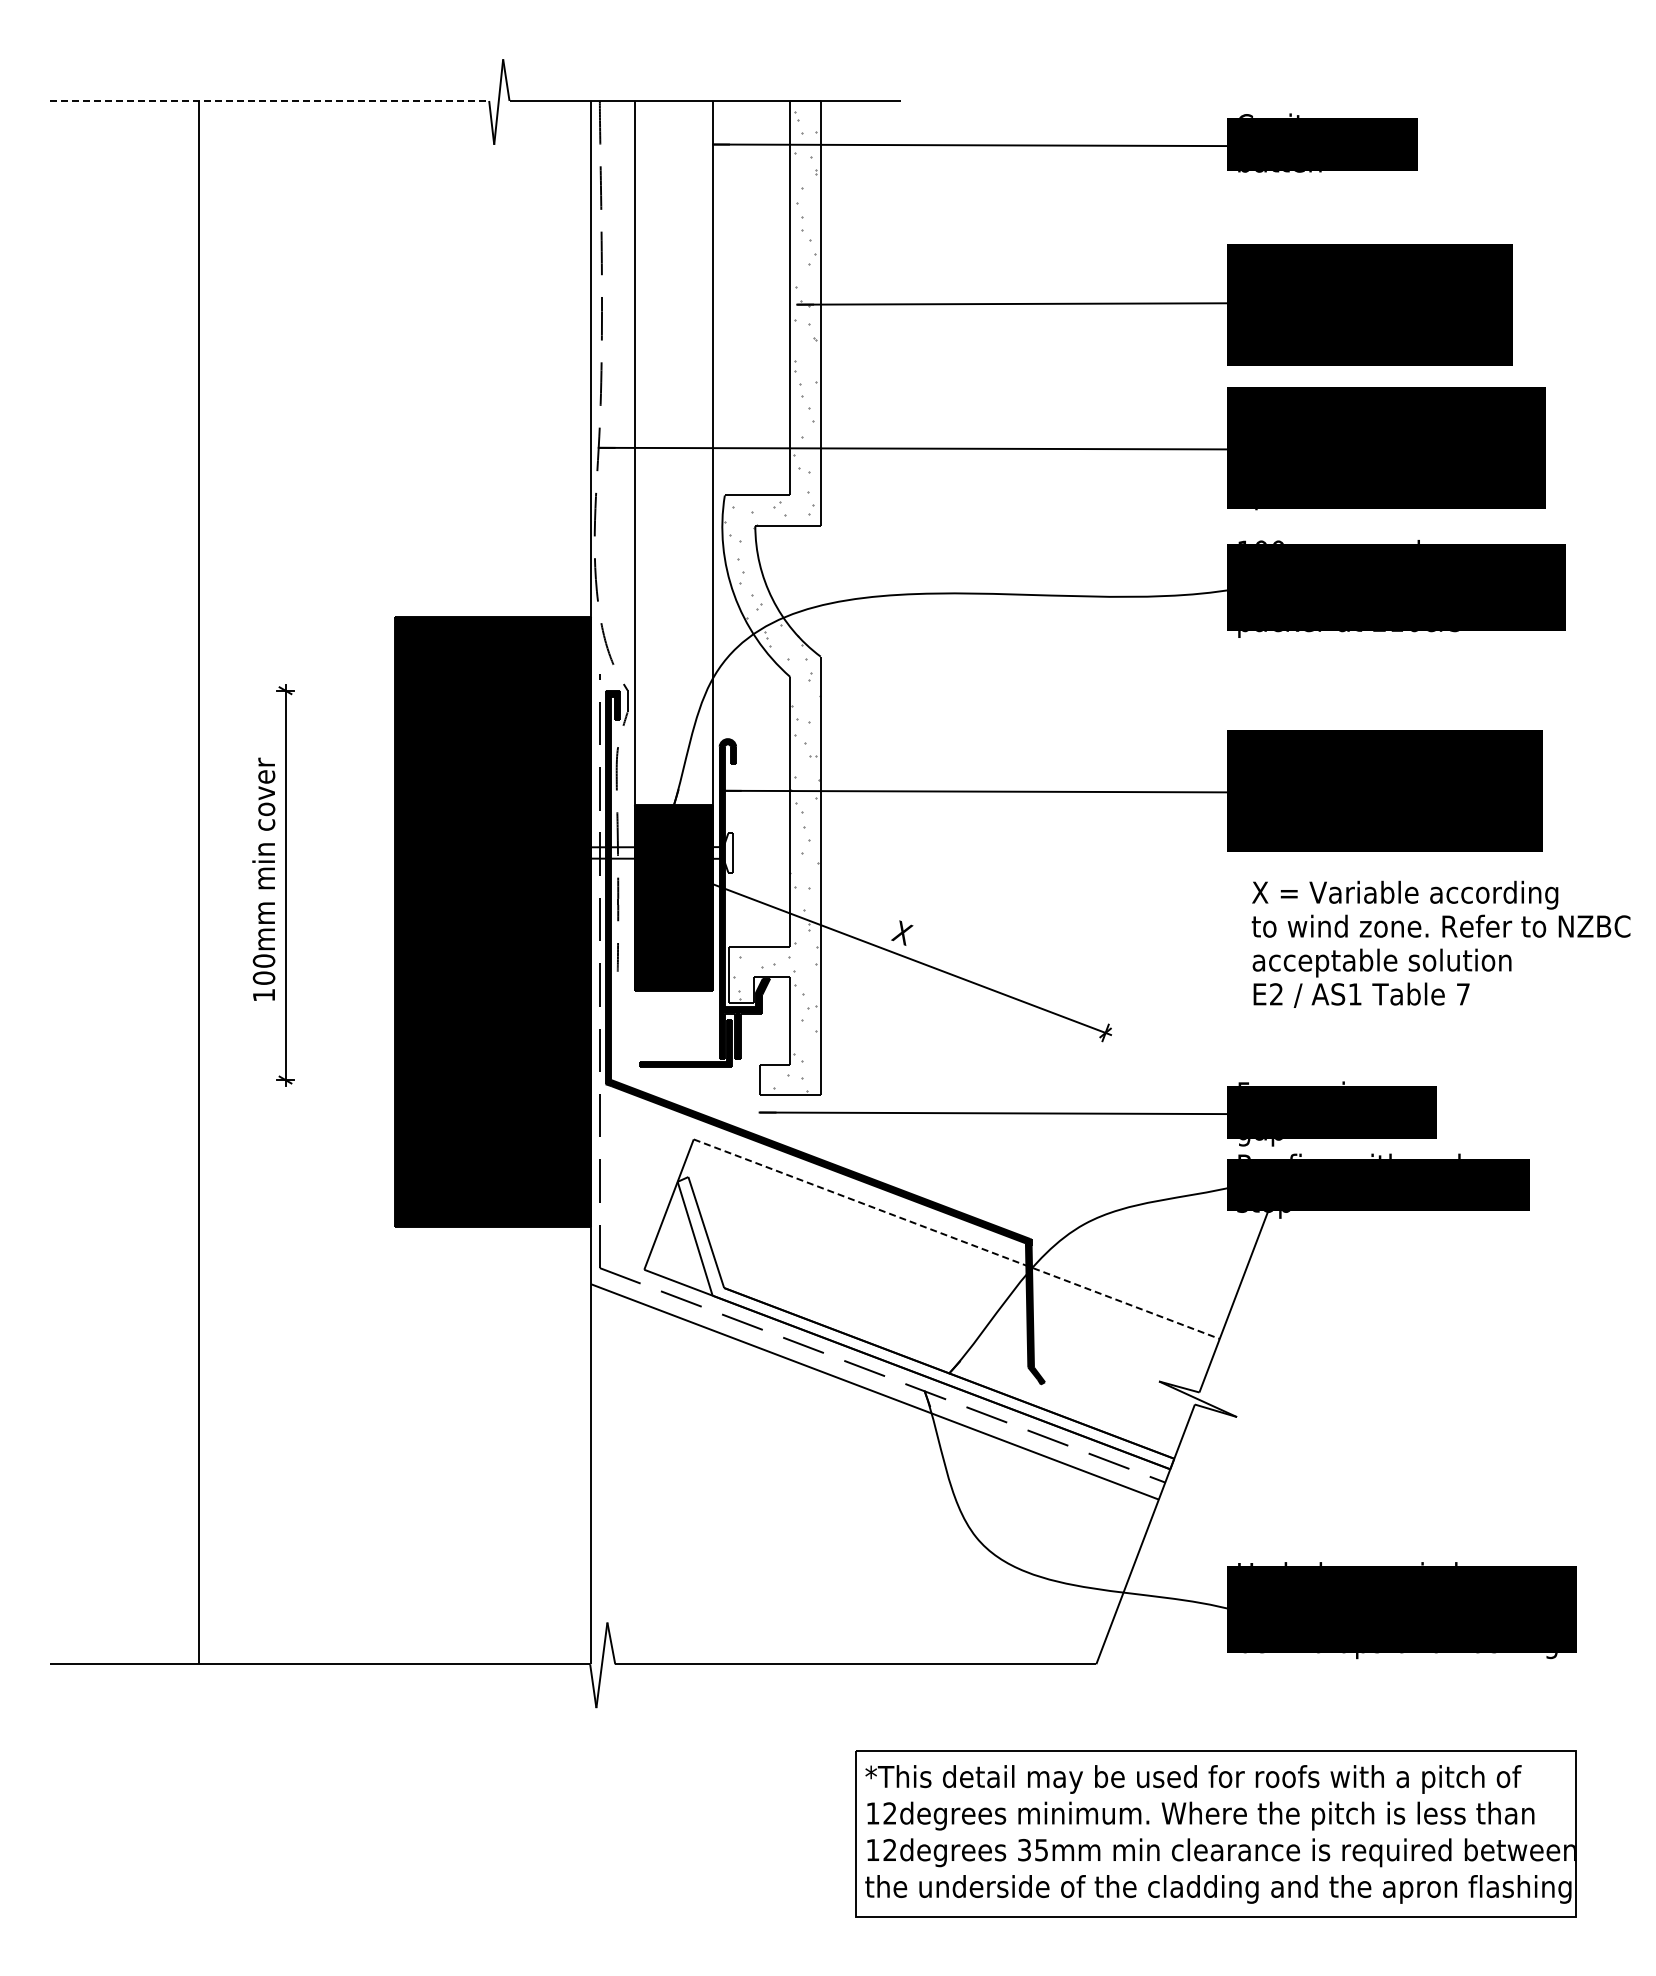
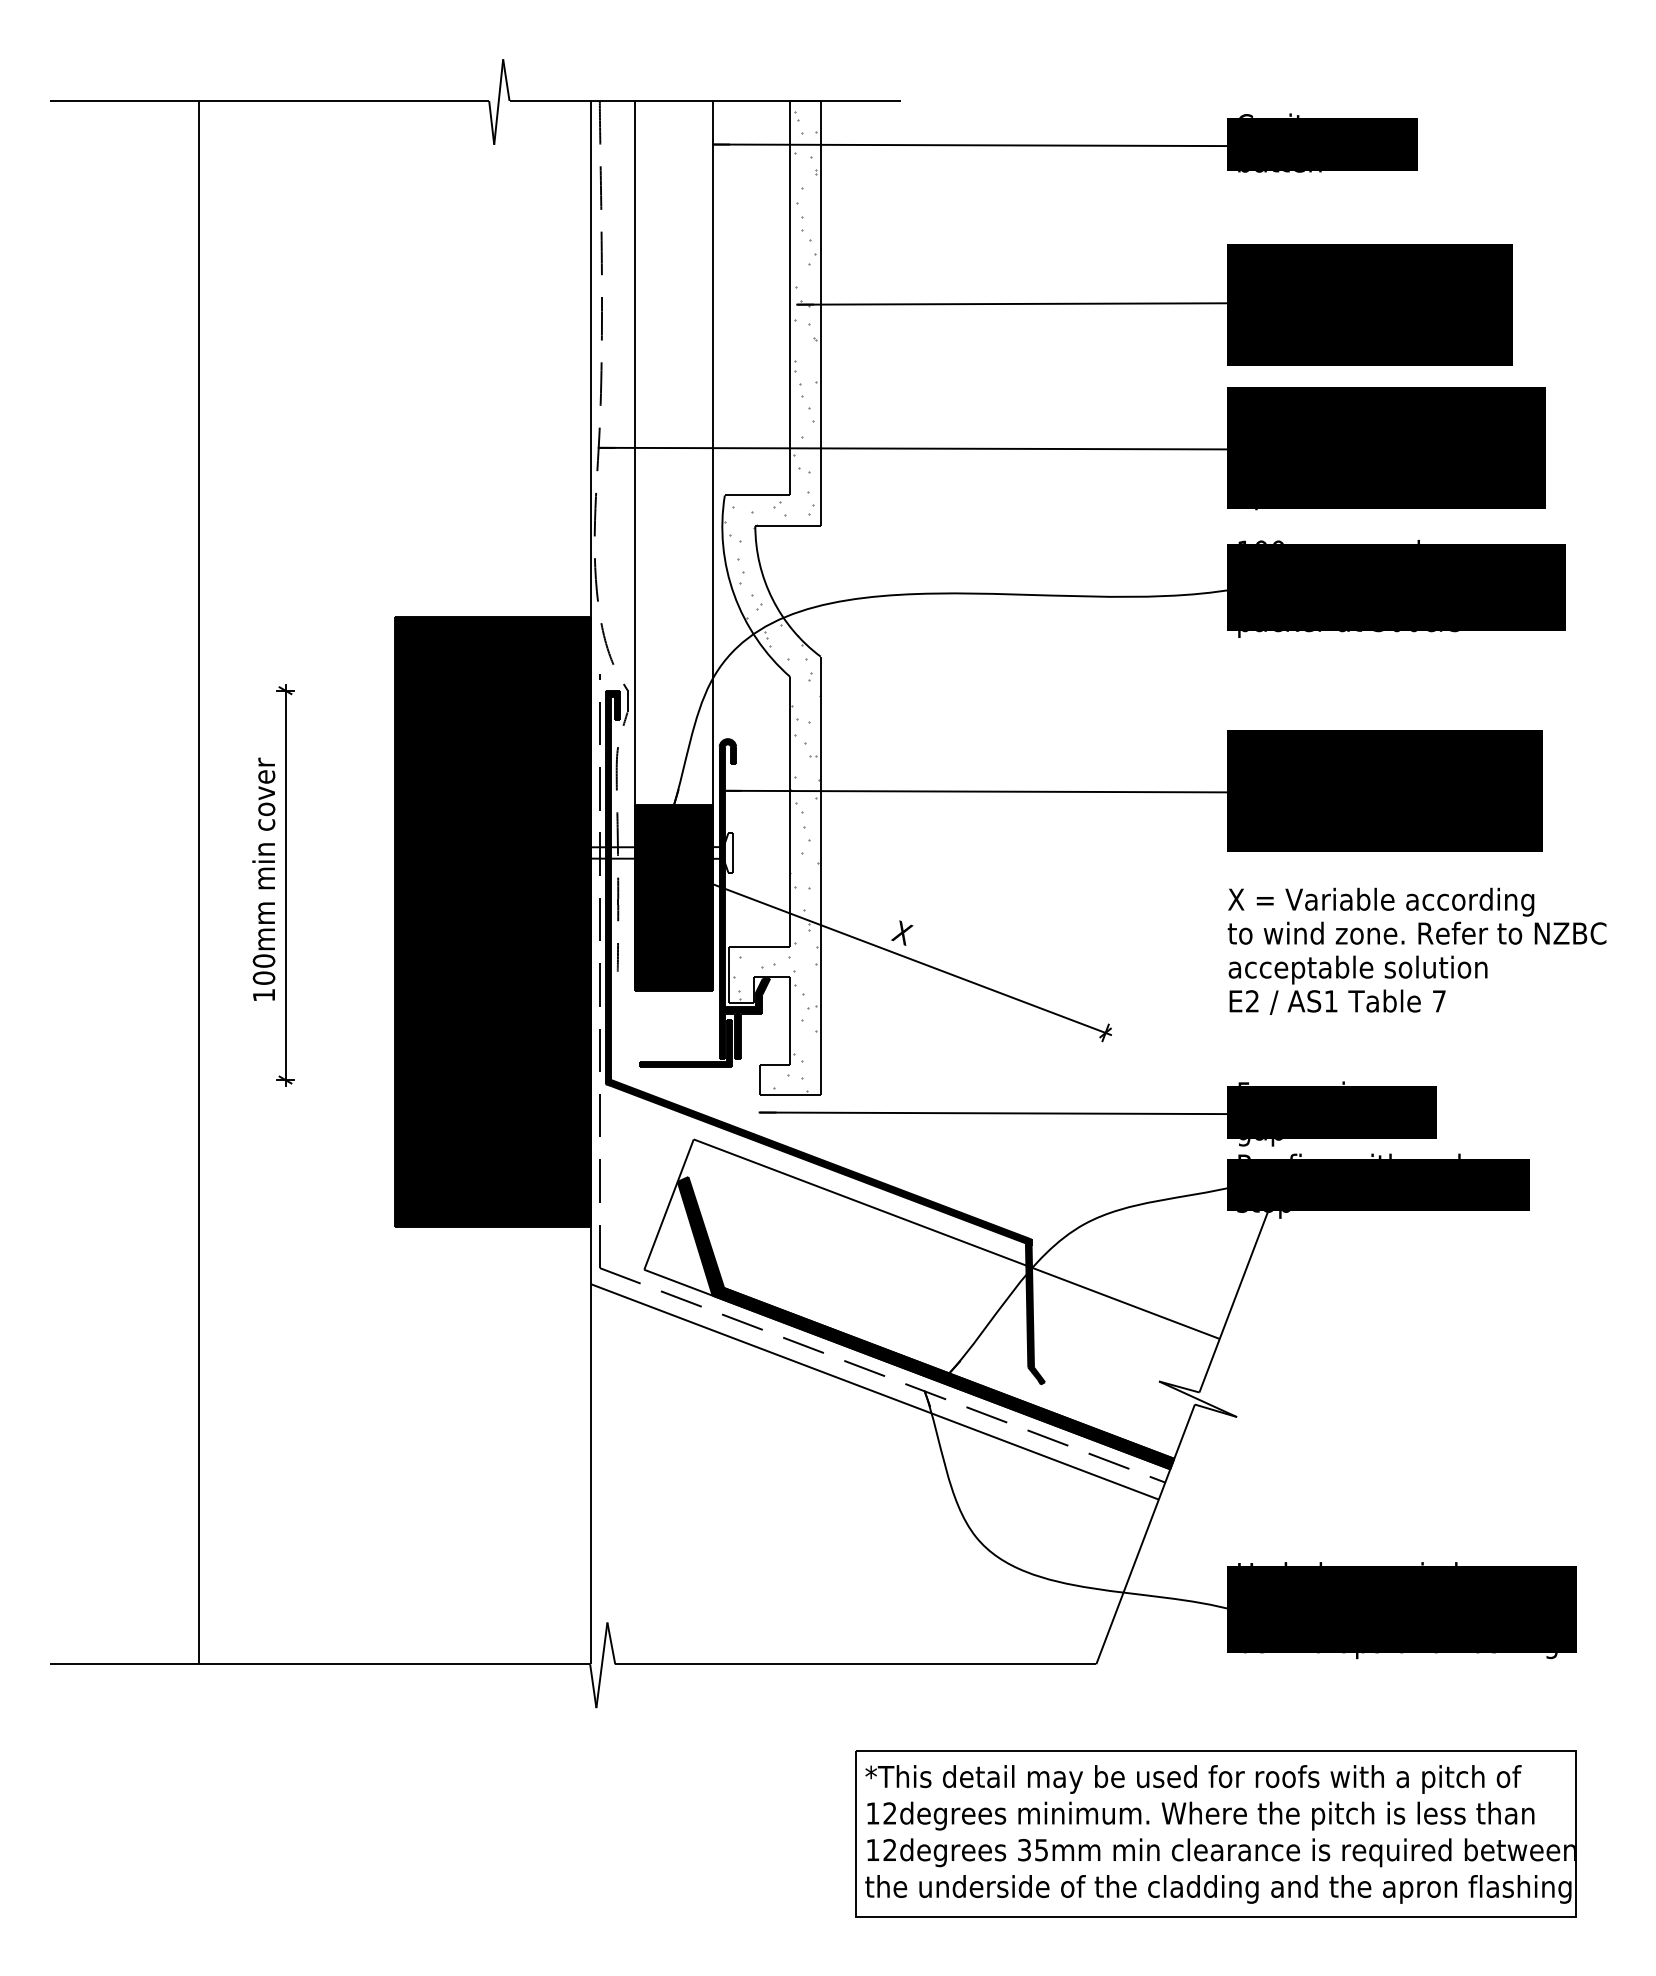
line: dashed -> solid (269, 100)
text: 216crs -> 300crs (1395, 631)
text position: (1440, 943) -> (1416, 950) (1416, 950)
line: dashed -> solid (957, 1239)
fill: none -> present (925, 1323)
